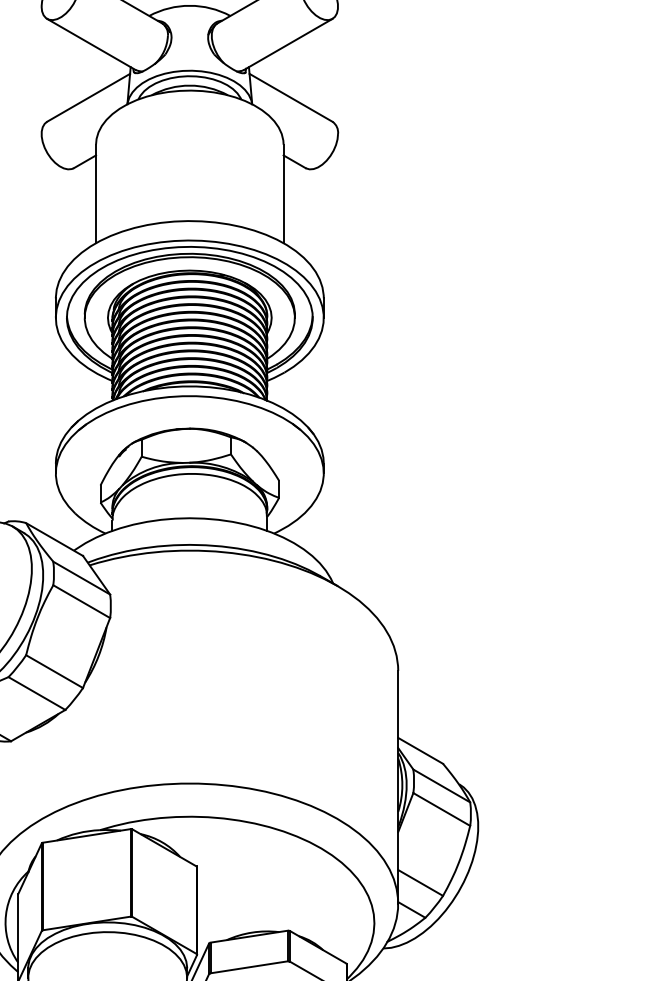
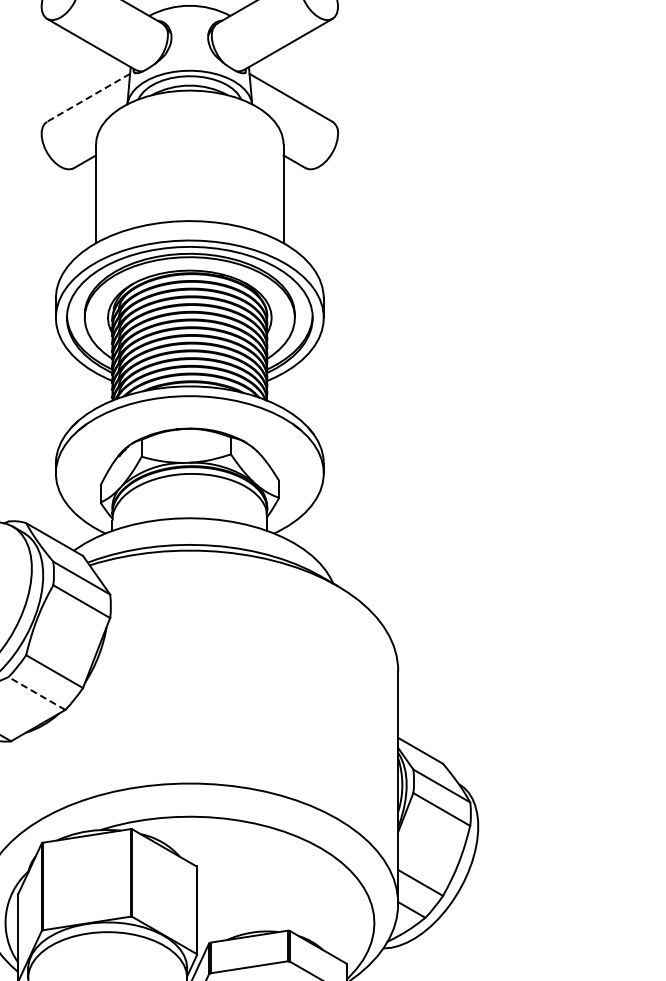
line: solid -> dashed (88, 97)
line: solid -> dashed (36, 693)
